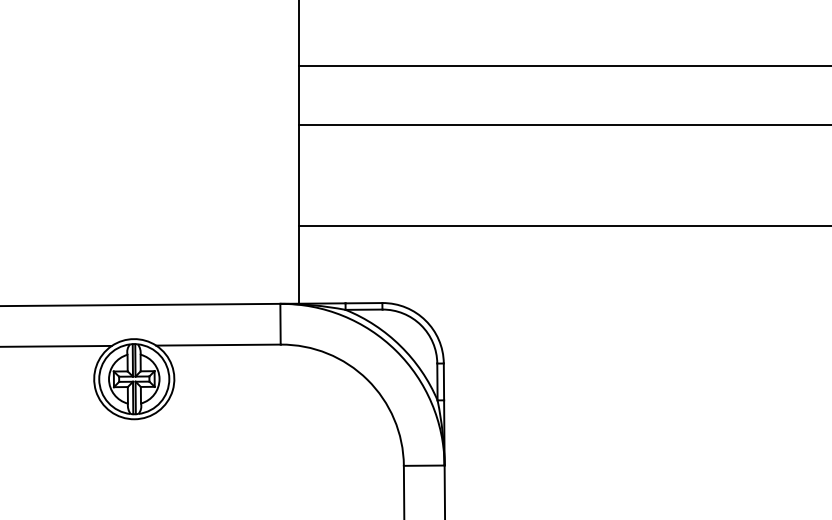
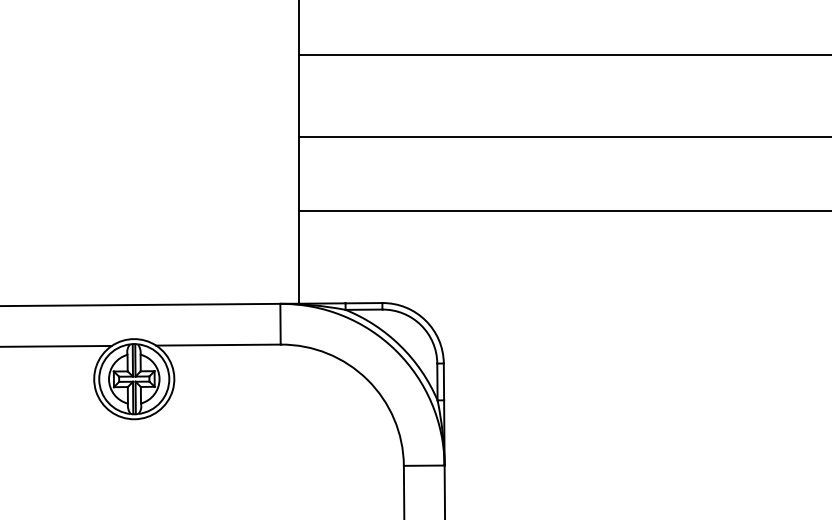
line position: (563, 66) -> (563, 55) (563, 55)
line position: (563, 124) -> (563, 136) (563, 136)
line position: (563, 226) -> (563, 211) (563, 211)
